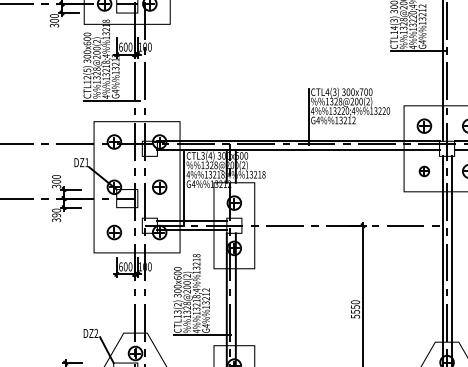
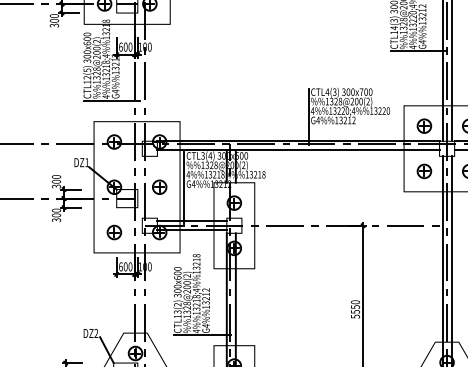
line: none -> present (451, 71)
part size: 13x13 px -> 17x17 px (424, 171)
text: 390 -> 300 (56, 215)
